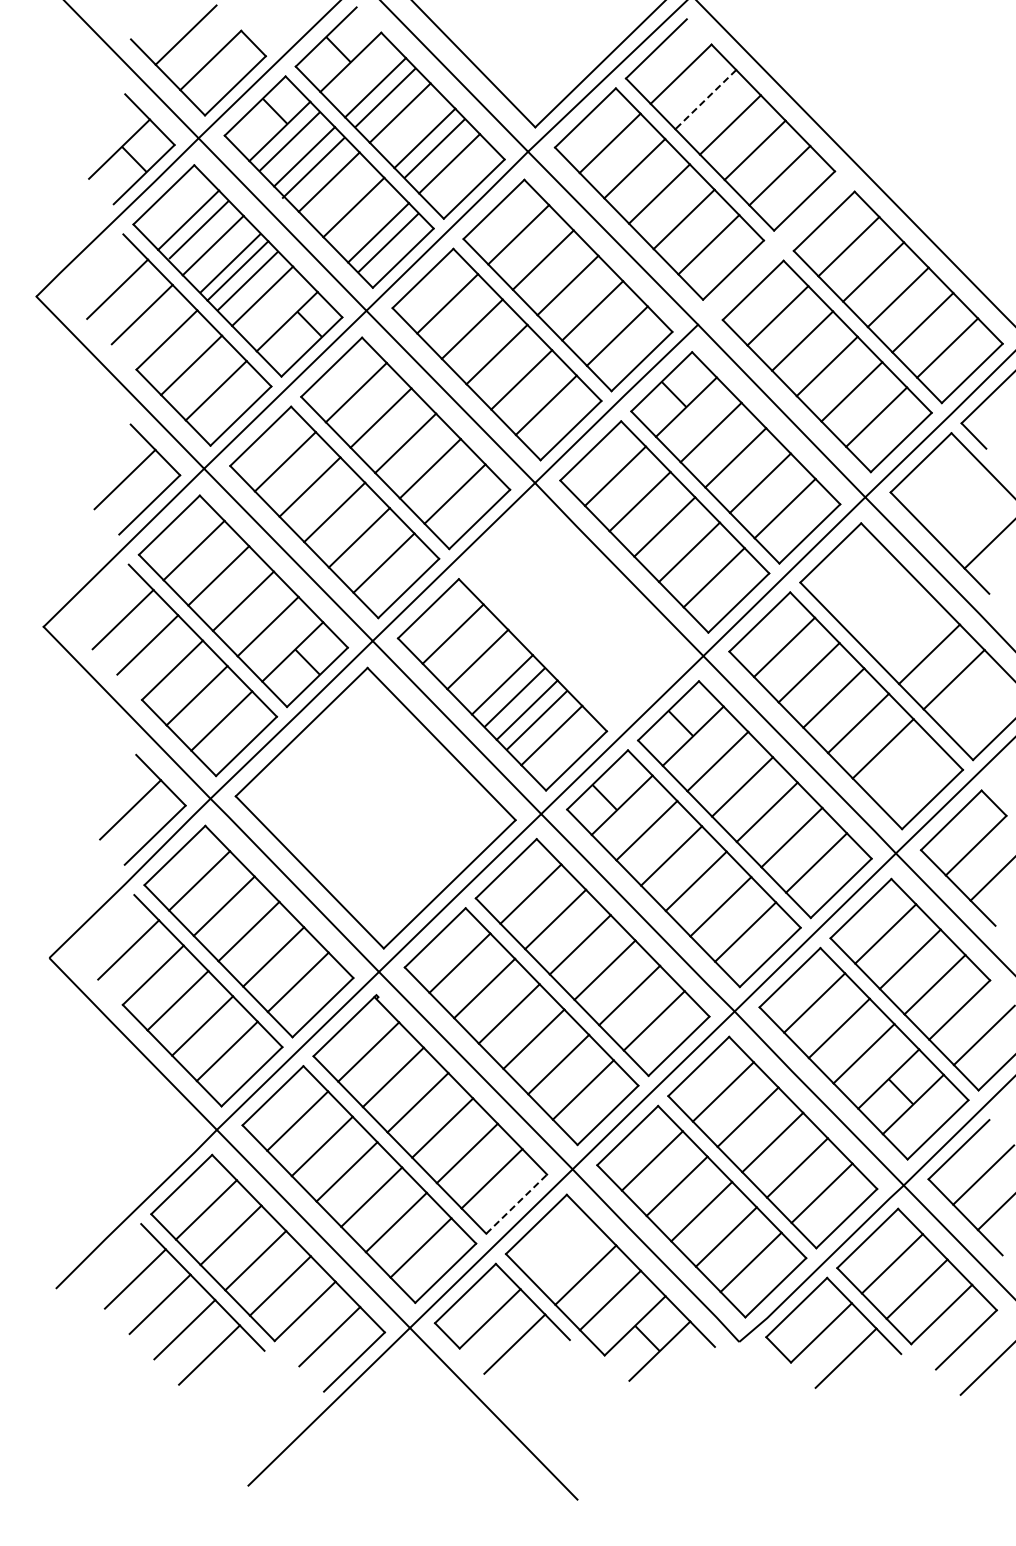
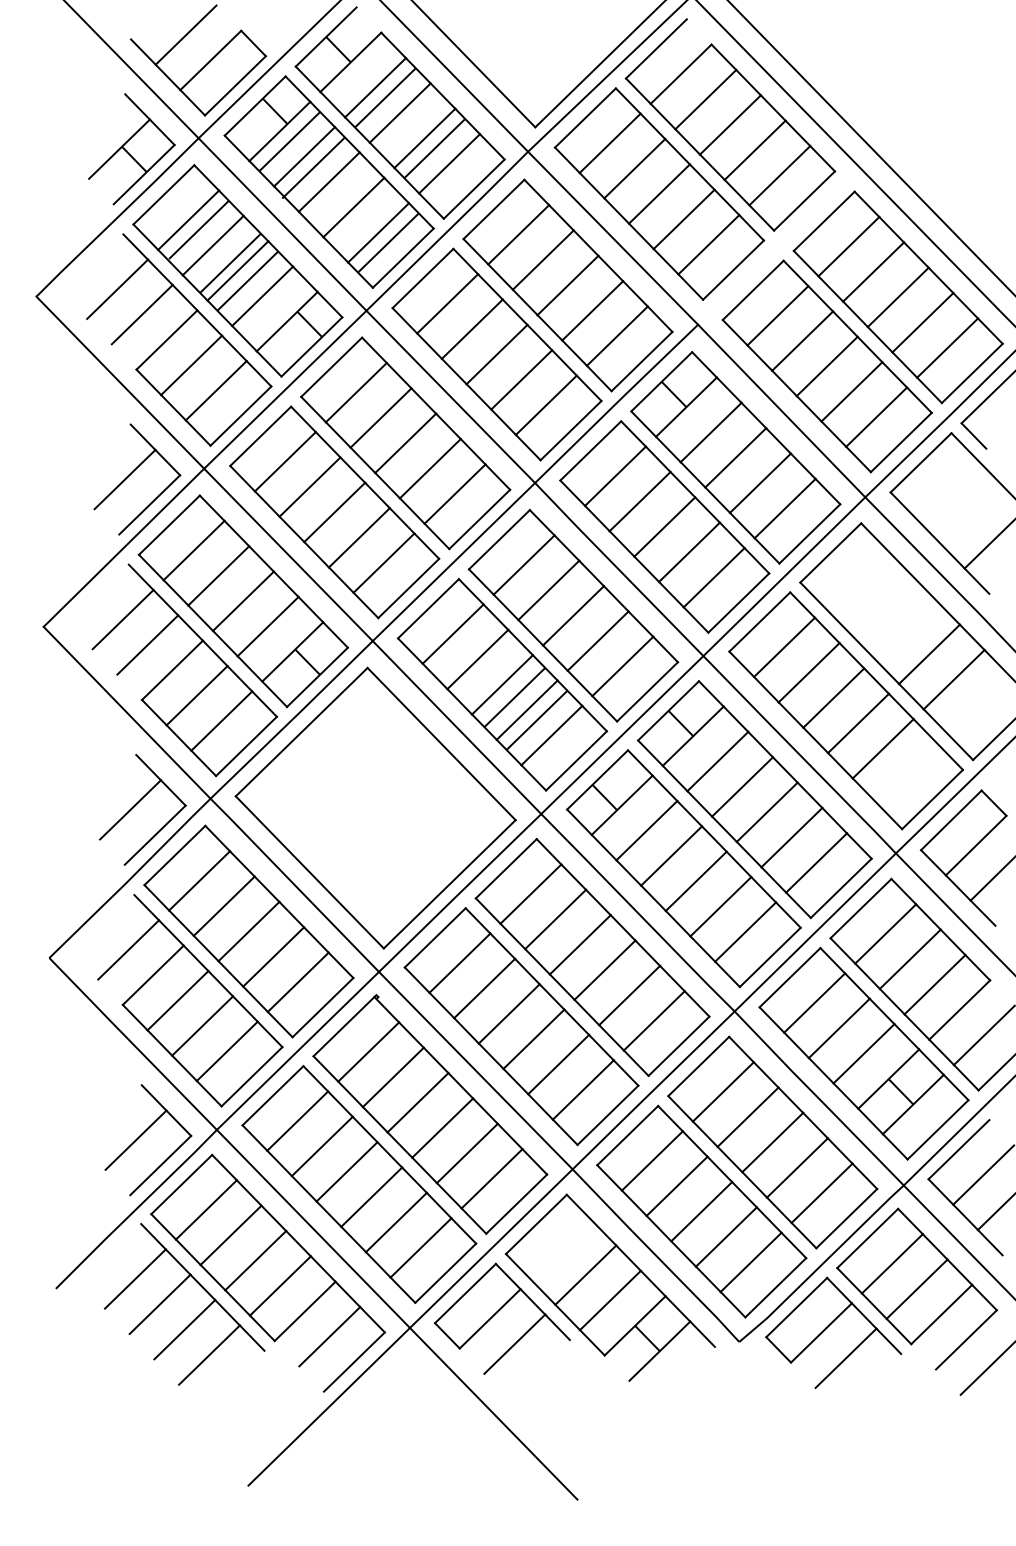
line: dashed -> solid (705, 99)
line: none -> present (870, 147)
part: none -> present (573, 615)
part: none -> present (143, 1134)
line: dashed -> solid (517, 1203)
